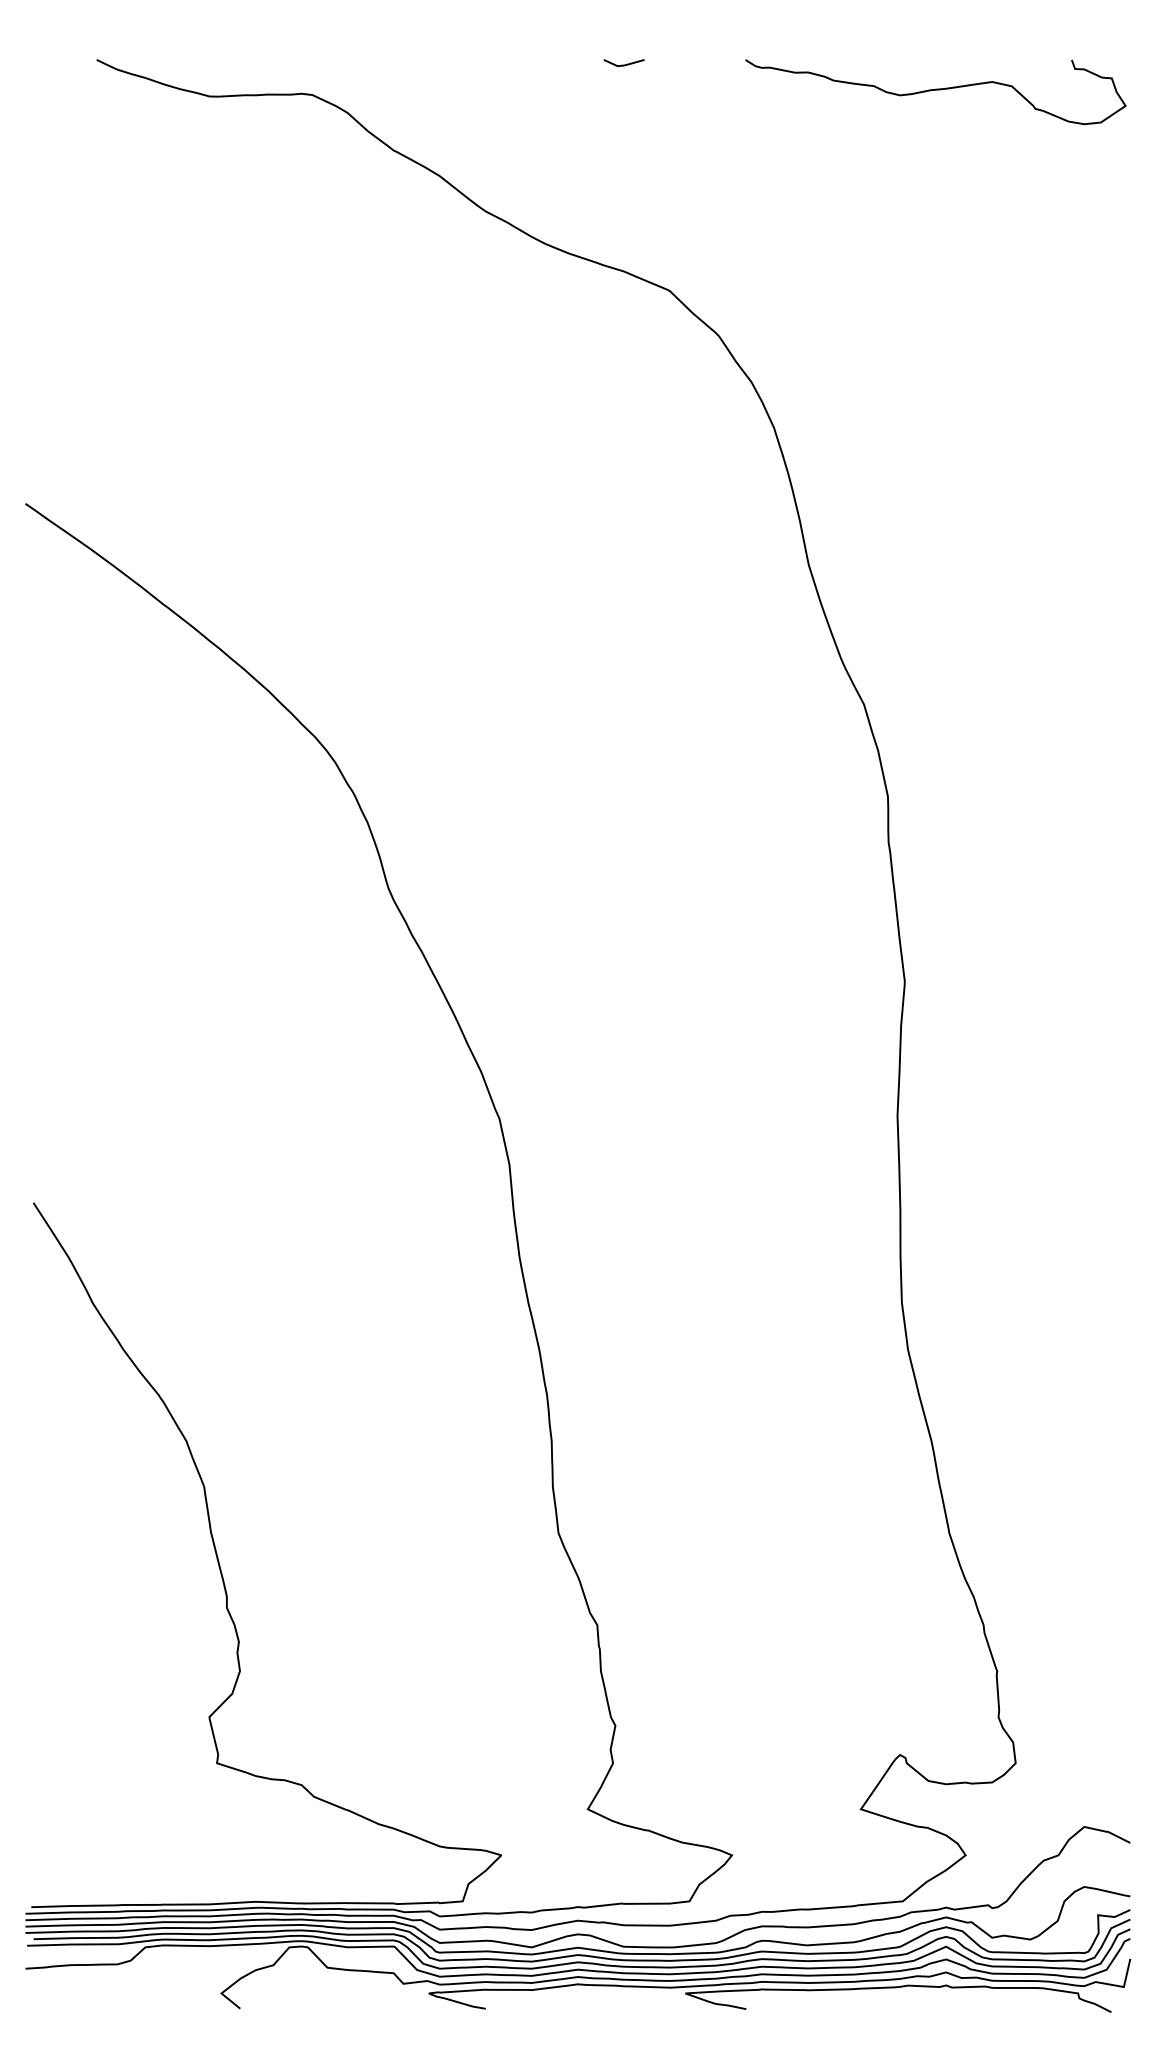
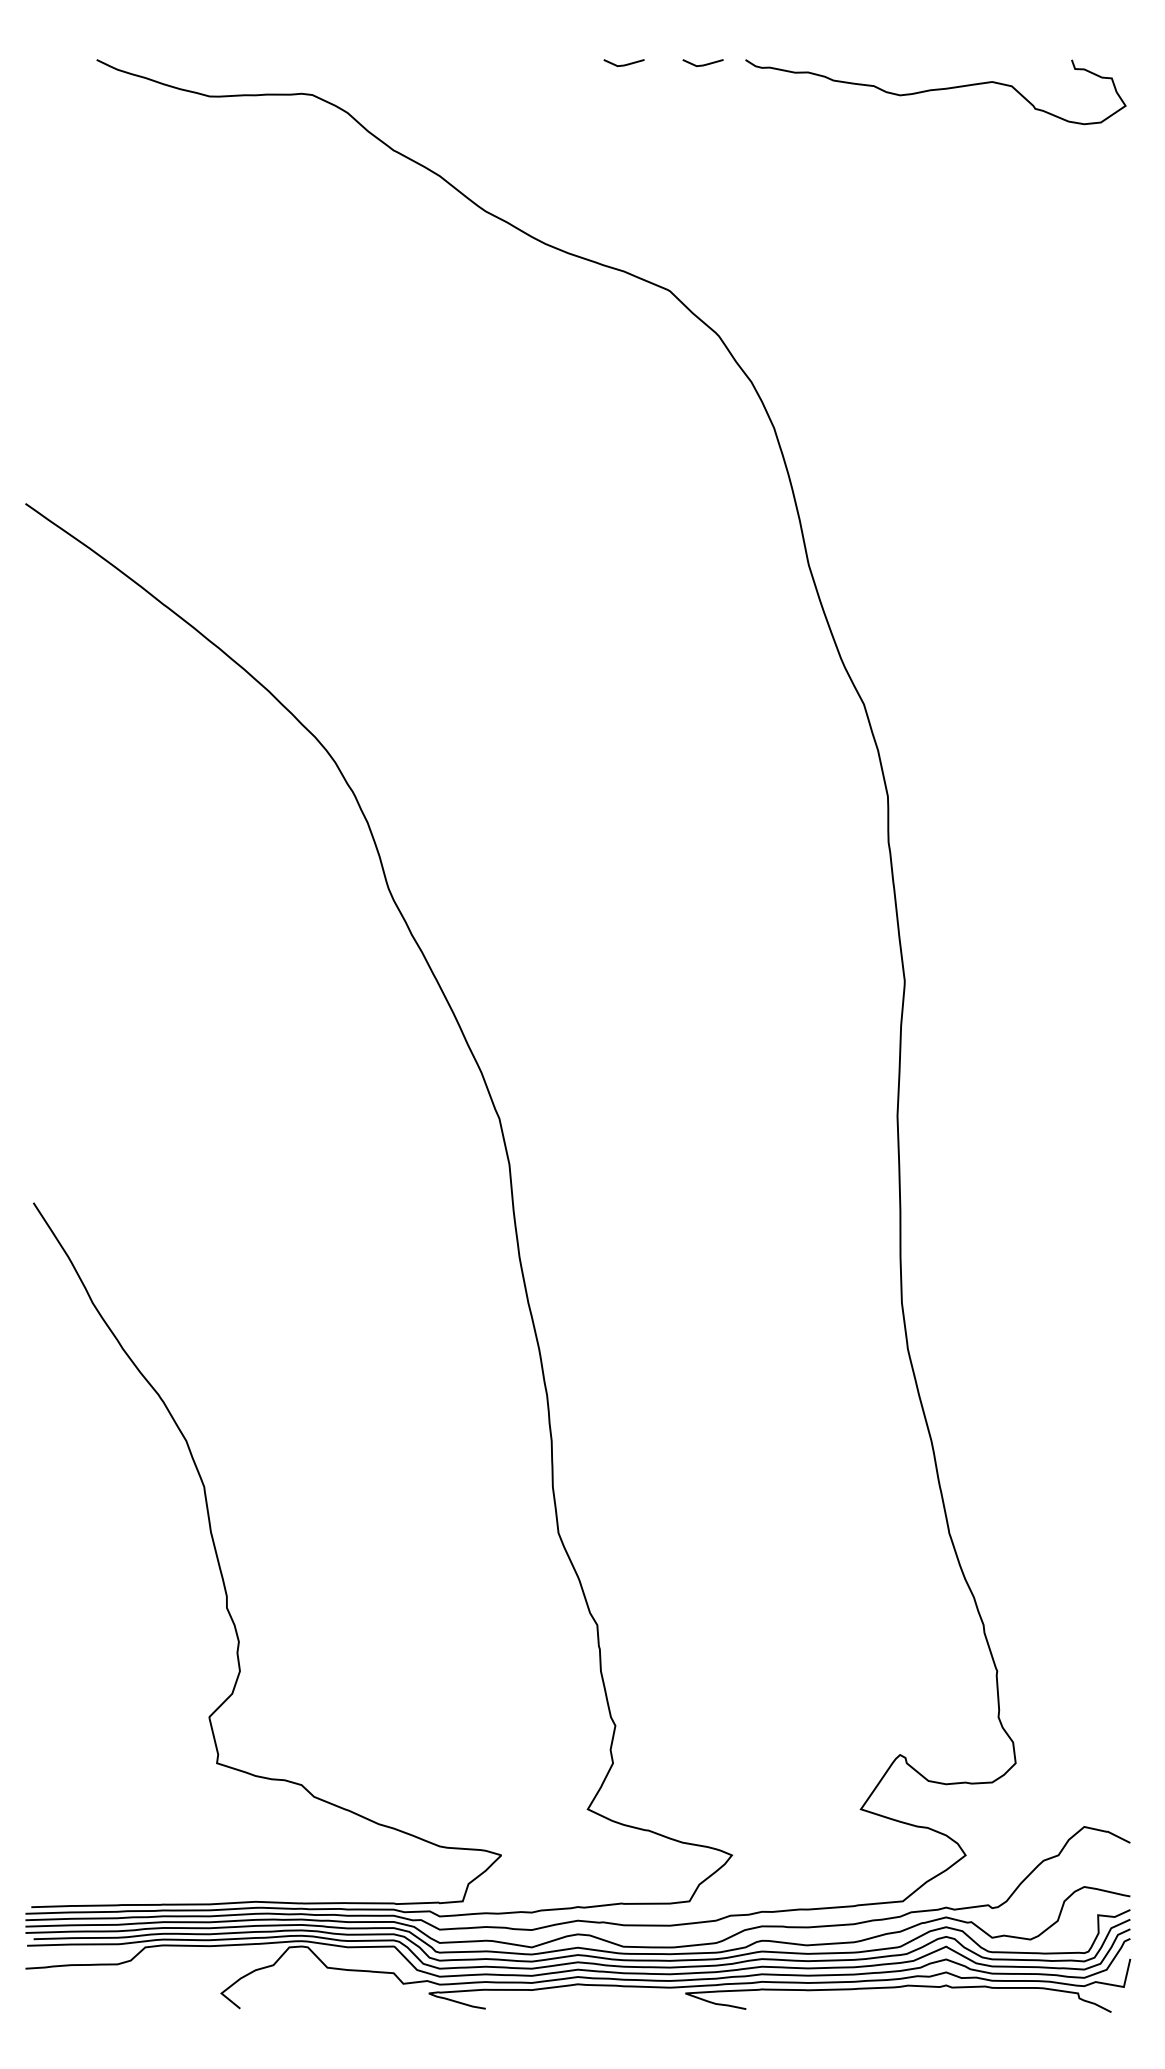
line: none -> present (702, 64)
